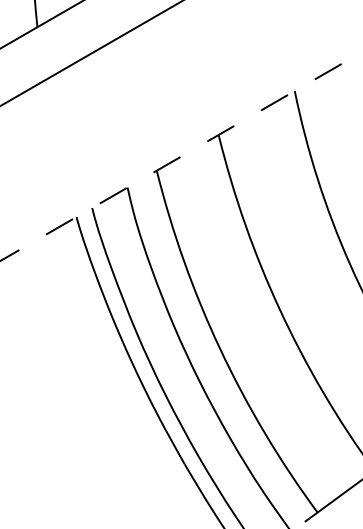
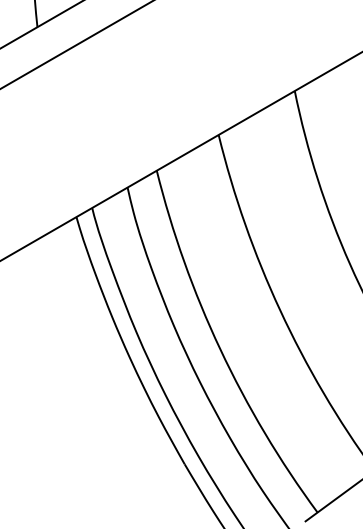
line position: (90, 53) -> (76, 45) (76, 45)
line: dashed -> solid (181, 156)
